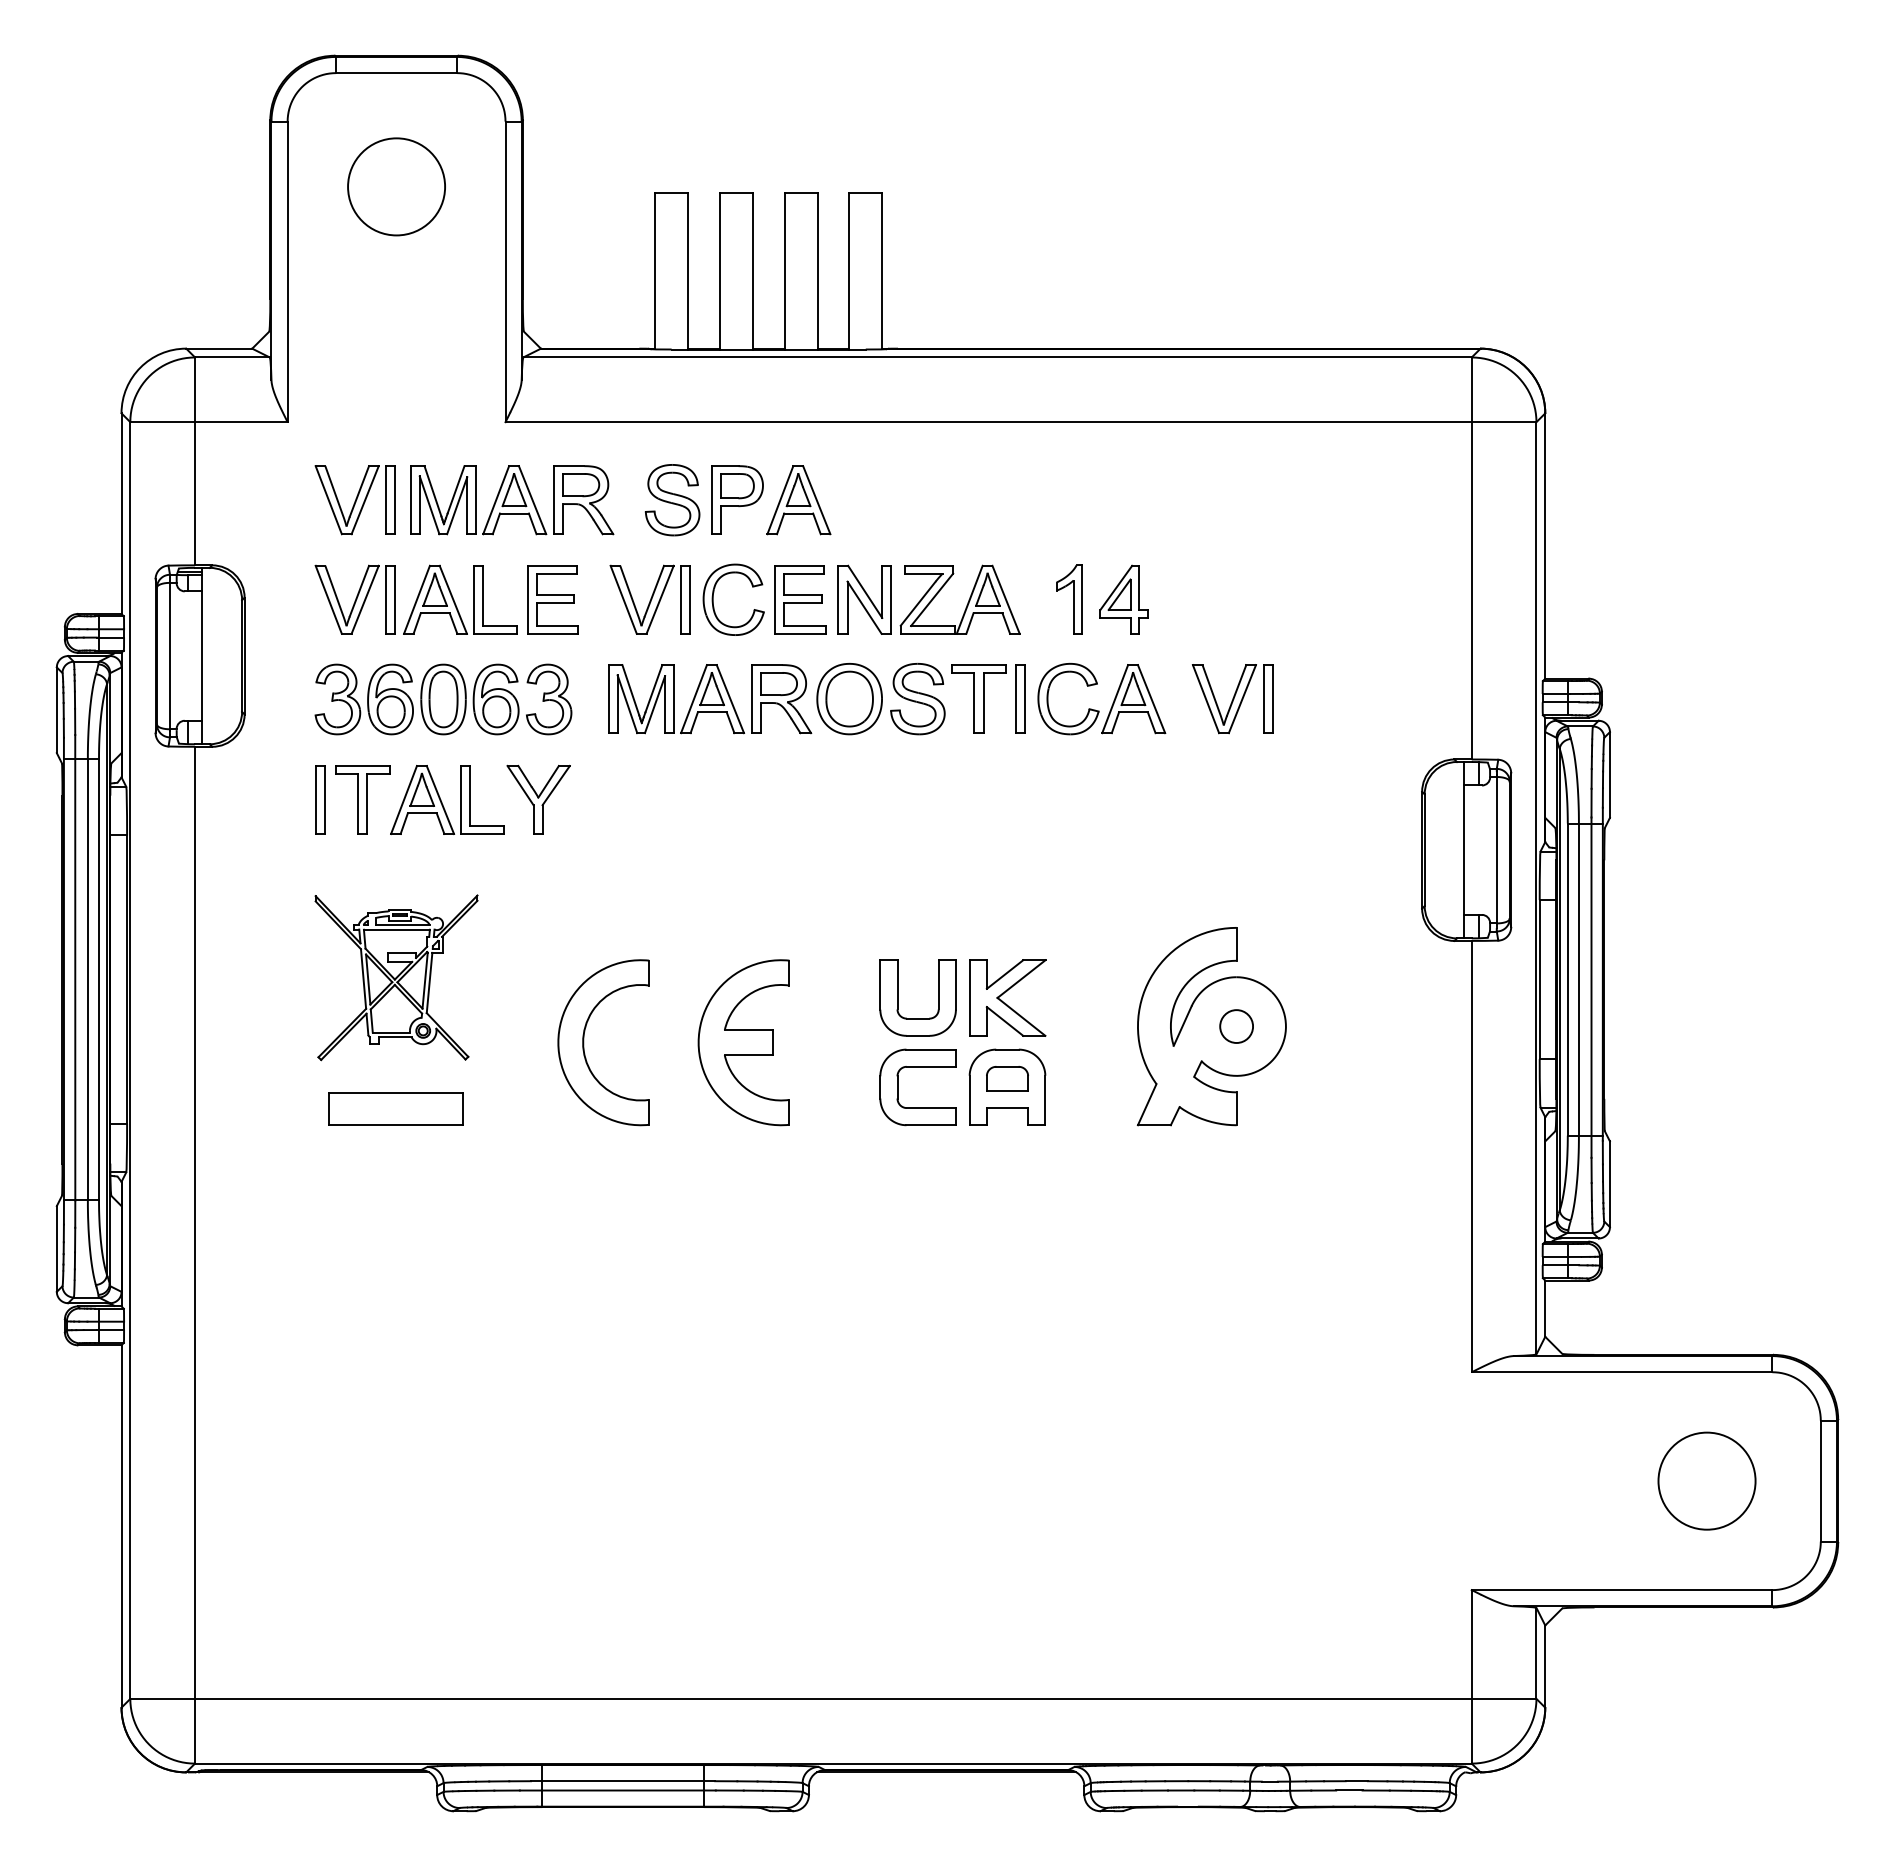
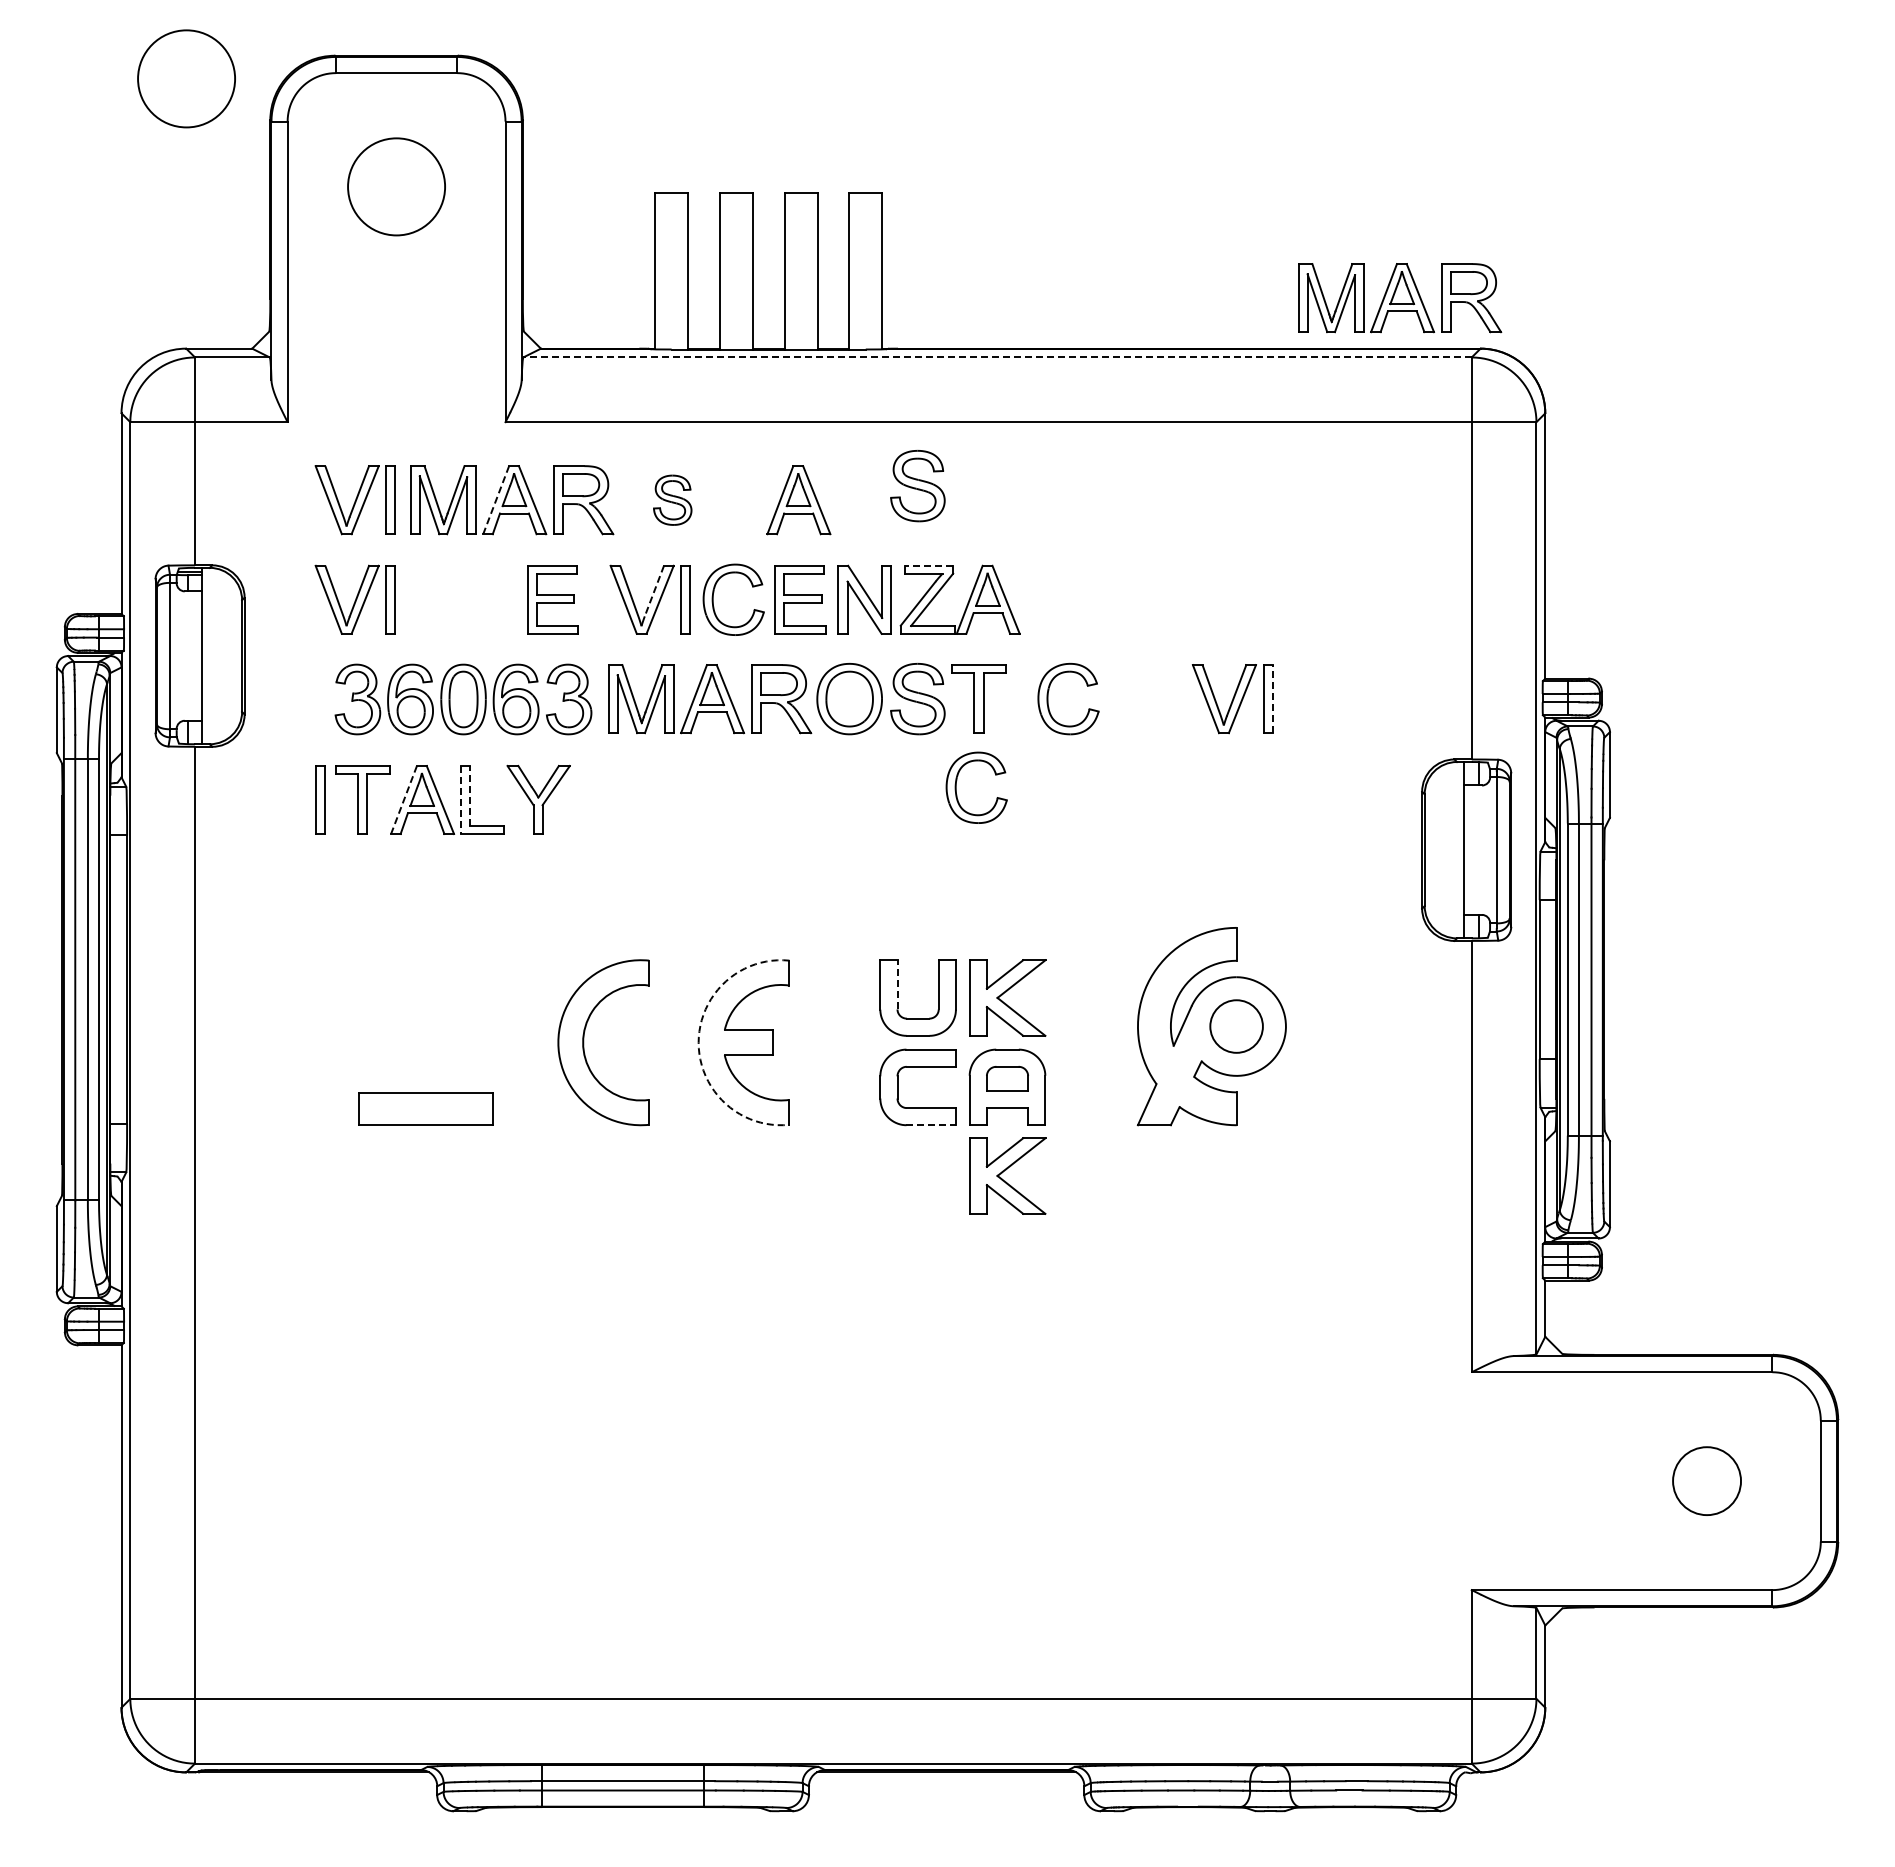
circle: none -> present (186, 78)
part: none -> present (1400, 298)
line: solid -> dashed (997, 357)
part: none -> present (917, 486)
part: present -> none (737, 499)
line: solid -> dashed (496, 500)
part size: 56x73 px -> 40x52 px (672, 499)
line: solid -> dashed (928, 565)
line: solid -> dashed (654, 591)
part: present -> none (460, 599)
part: present -> none (1069, 599)
part: present -> none (1123, 599)
part: present -> none (1020, 698)
line: solid -> dashed (1272, 698)
part position: (443, 699) -> (463, 699) (463, 699)
part: present -> none (1133, 699)
part: none -> present (956, 787)
line: solid -> dashed (470, 795)
line: solid -> dashed (403, 800)
line: solid -> dashed (461, 800)
part: present -> none (396, 977)
line: solid -> dashed (897, 984)
circle diameter: 33 px -> 53 px (1236, 1026)
arc: solid -> dashed (698, 1042)
part position: (395, 1108) -> (425, 1108) (425, 1108)
line: solid -> dashed (931, 1125)
part: none -> present (1007, 1175)
circle diameter: 97 px -> 68 px (1707, 1481)
